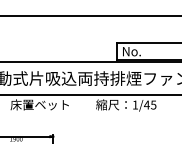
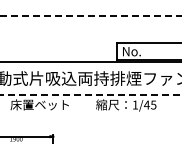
line: solid -> dashed (90, 16)
line: solid -> dashed (90, 95)
